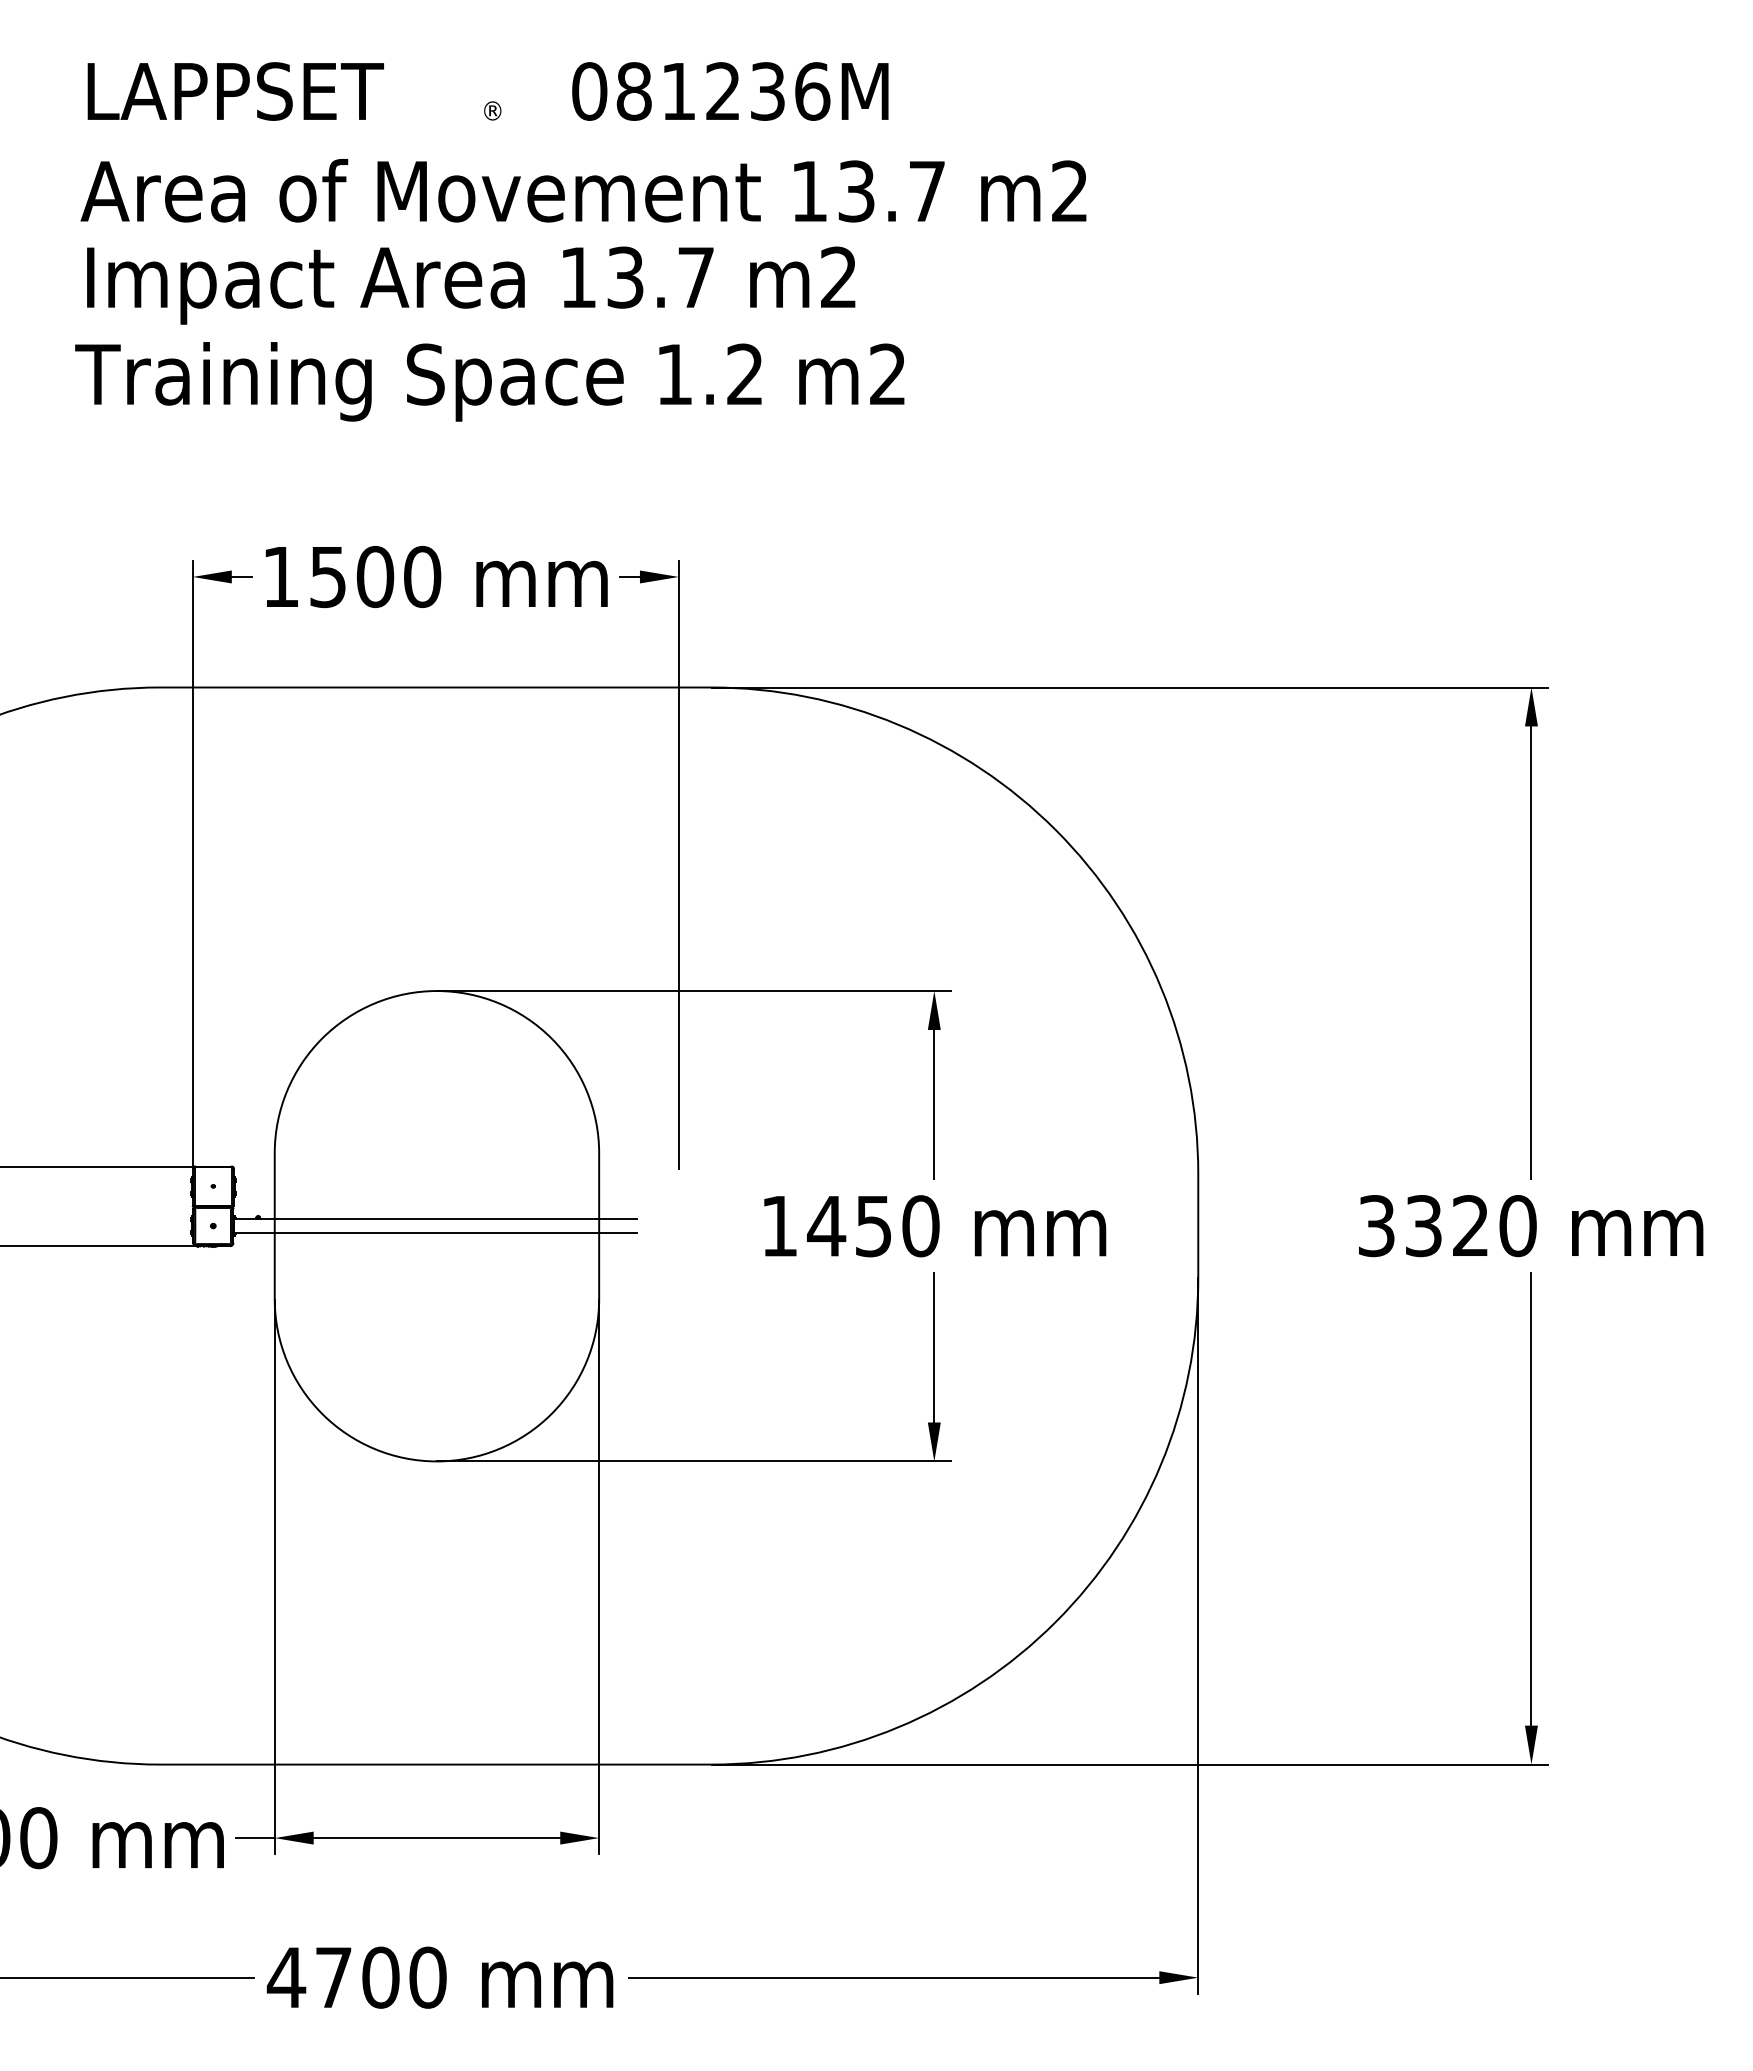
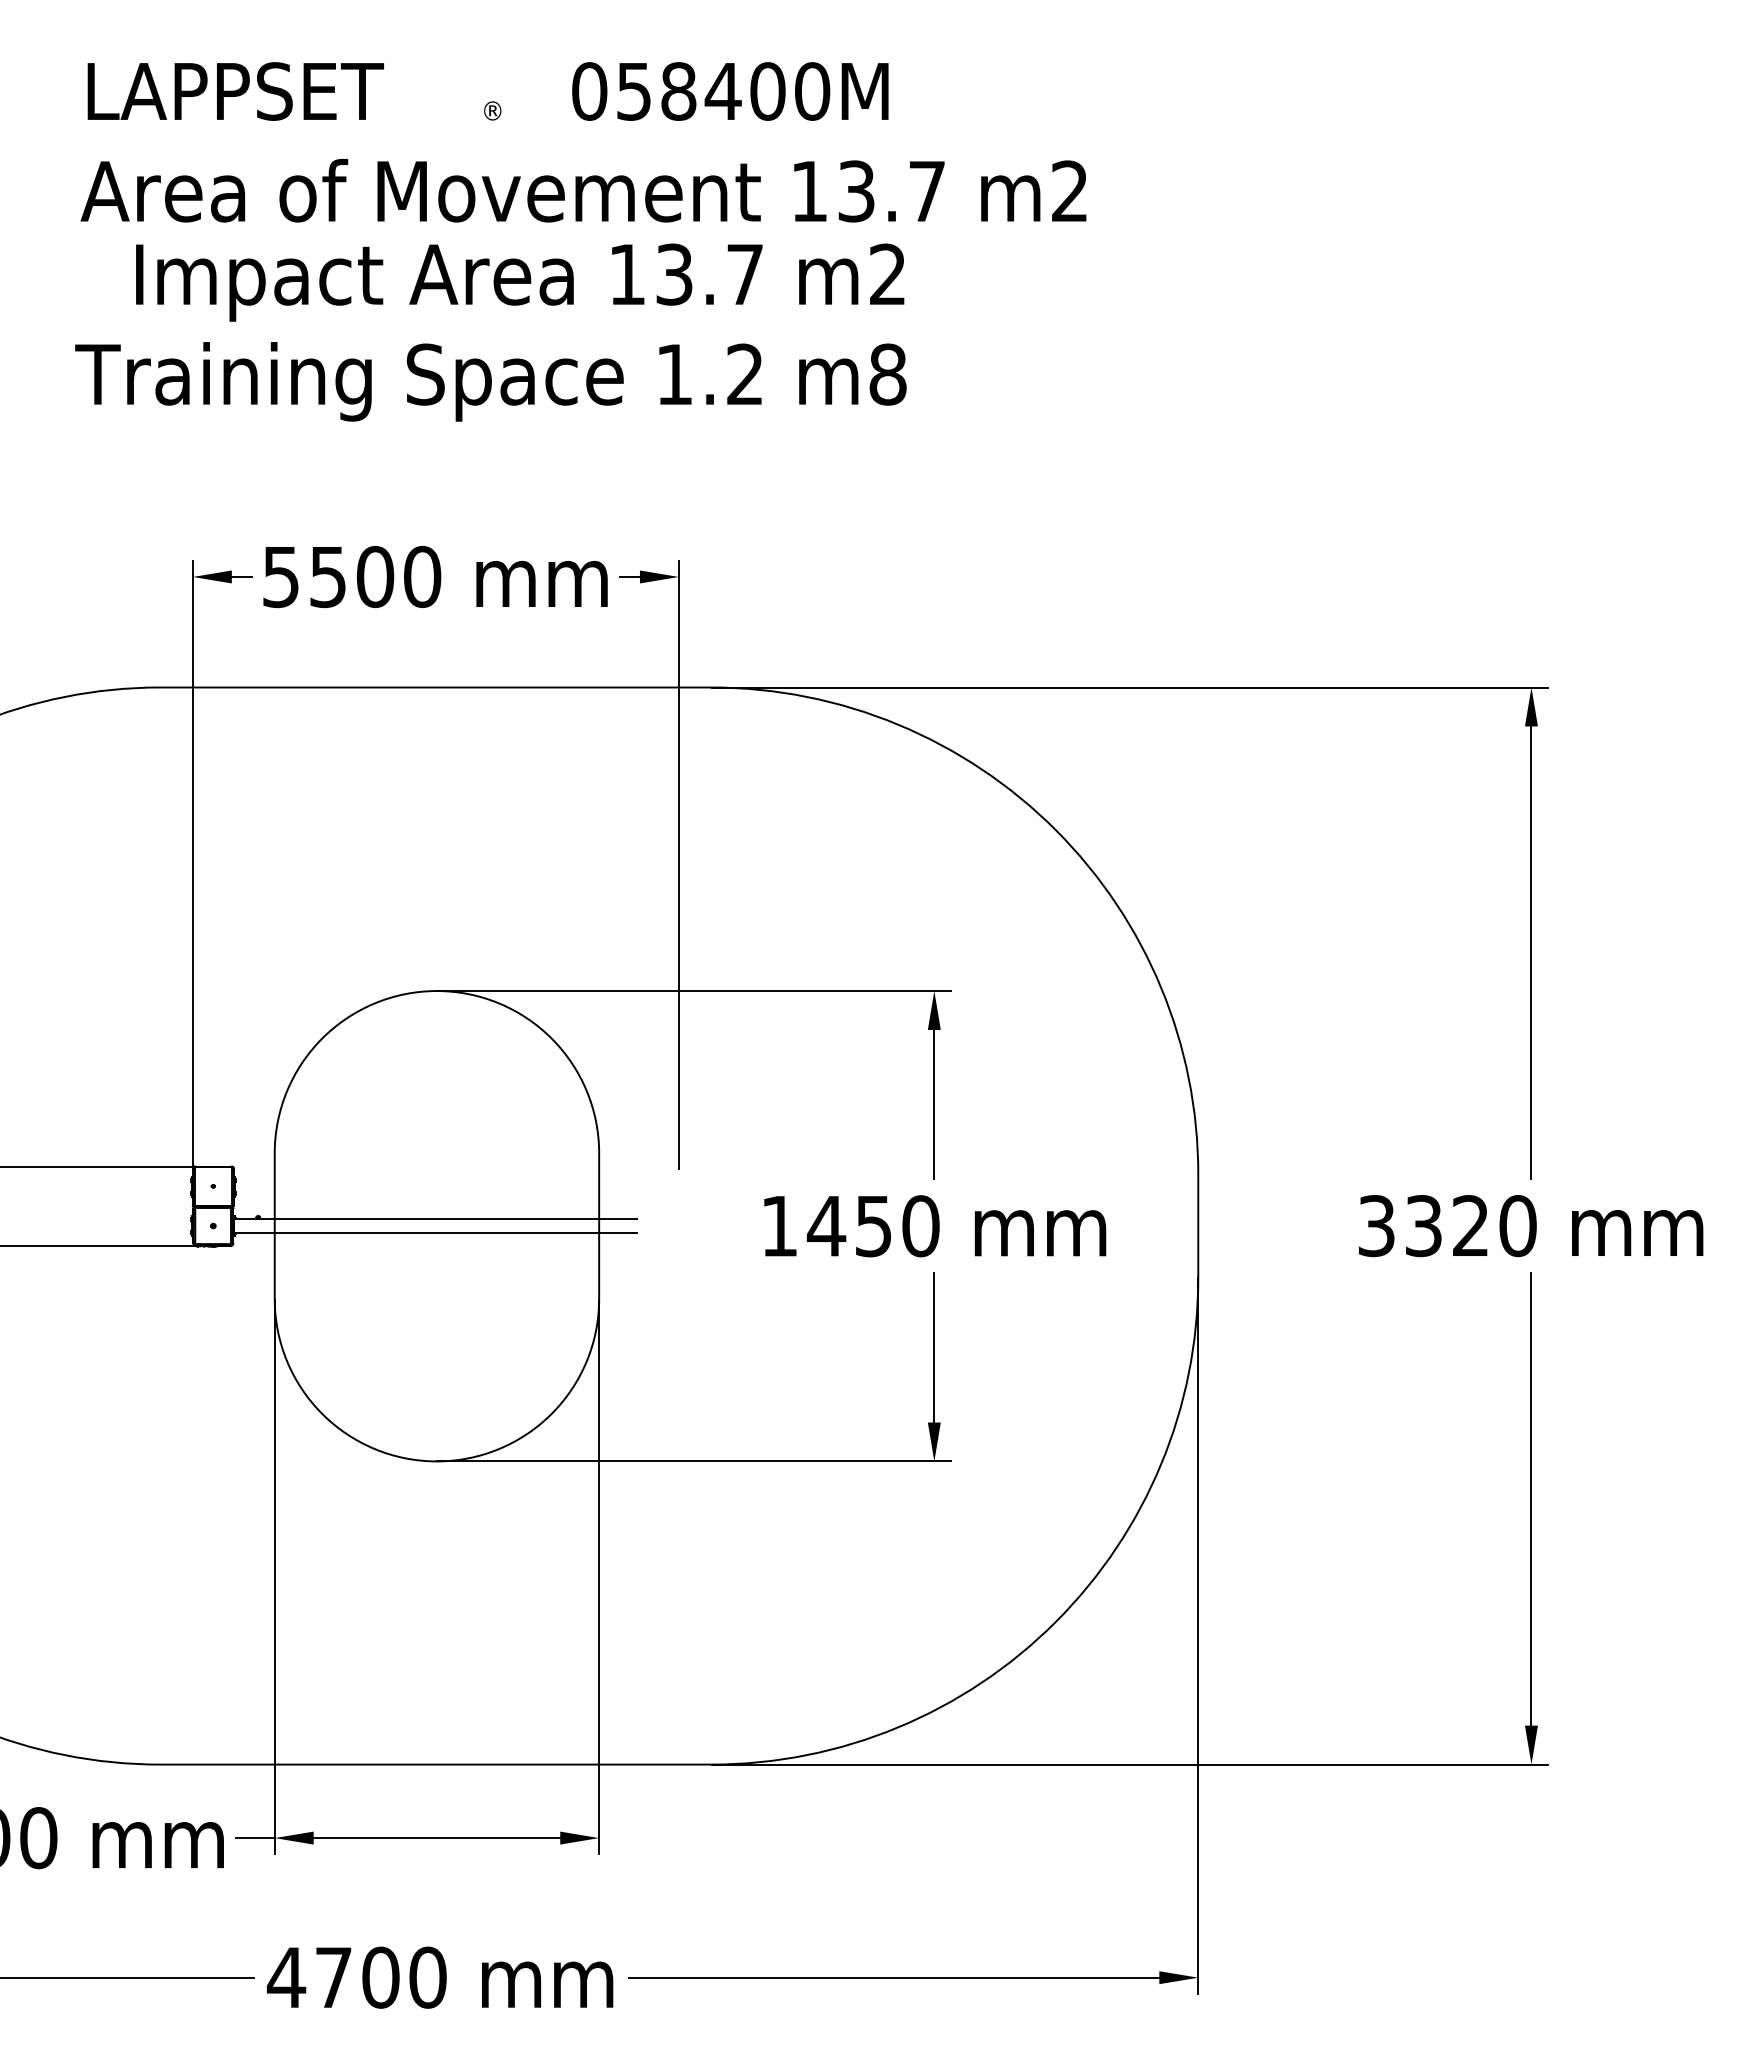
text: 081236M -> 058400M (723, 91)
text position: (471, 285) -> (520, 282) (520, 282)
text: m2 -> m8 (887, 374)
text: 1500 -> 5500 (280, 577)
